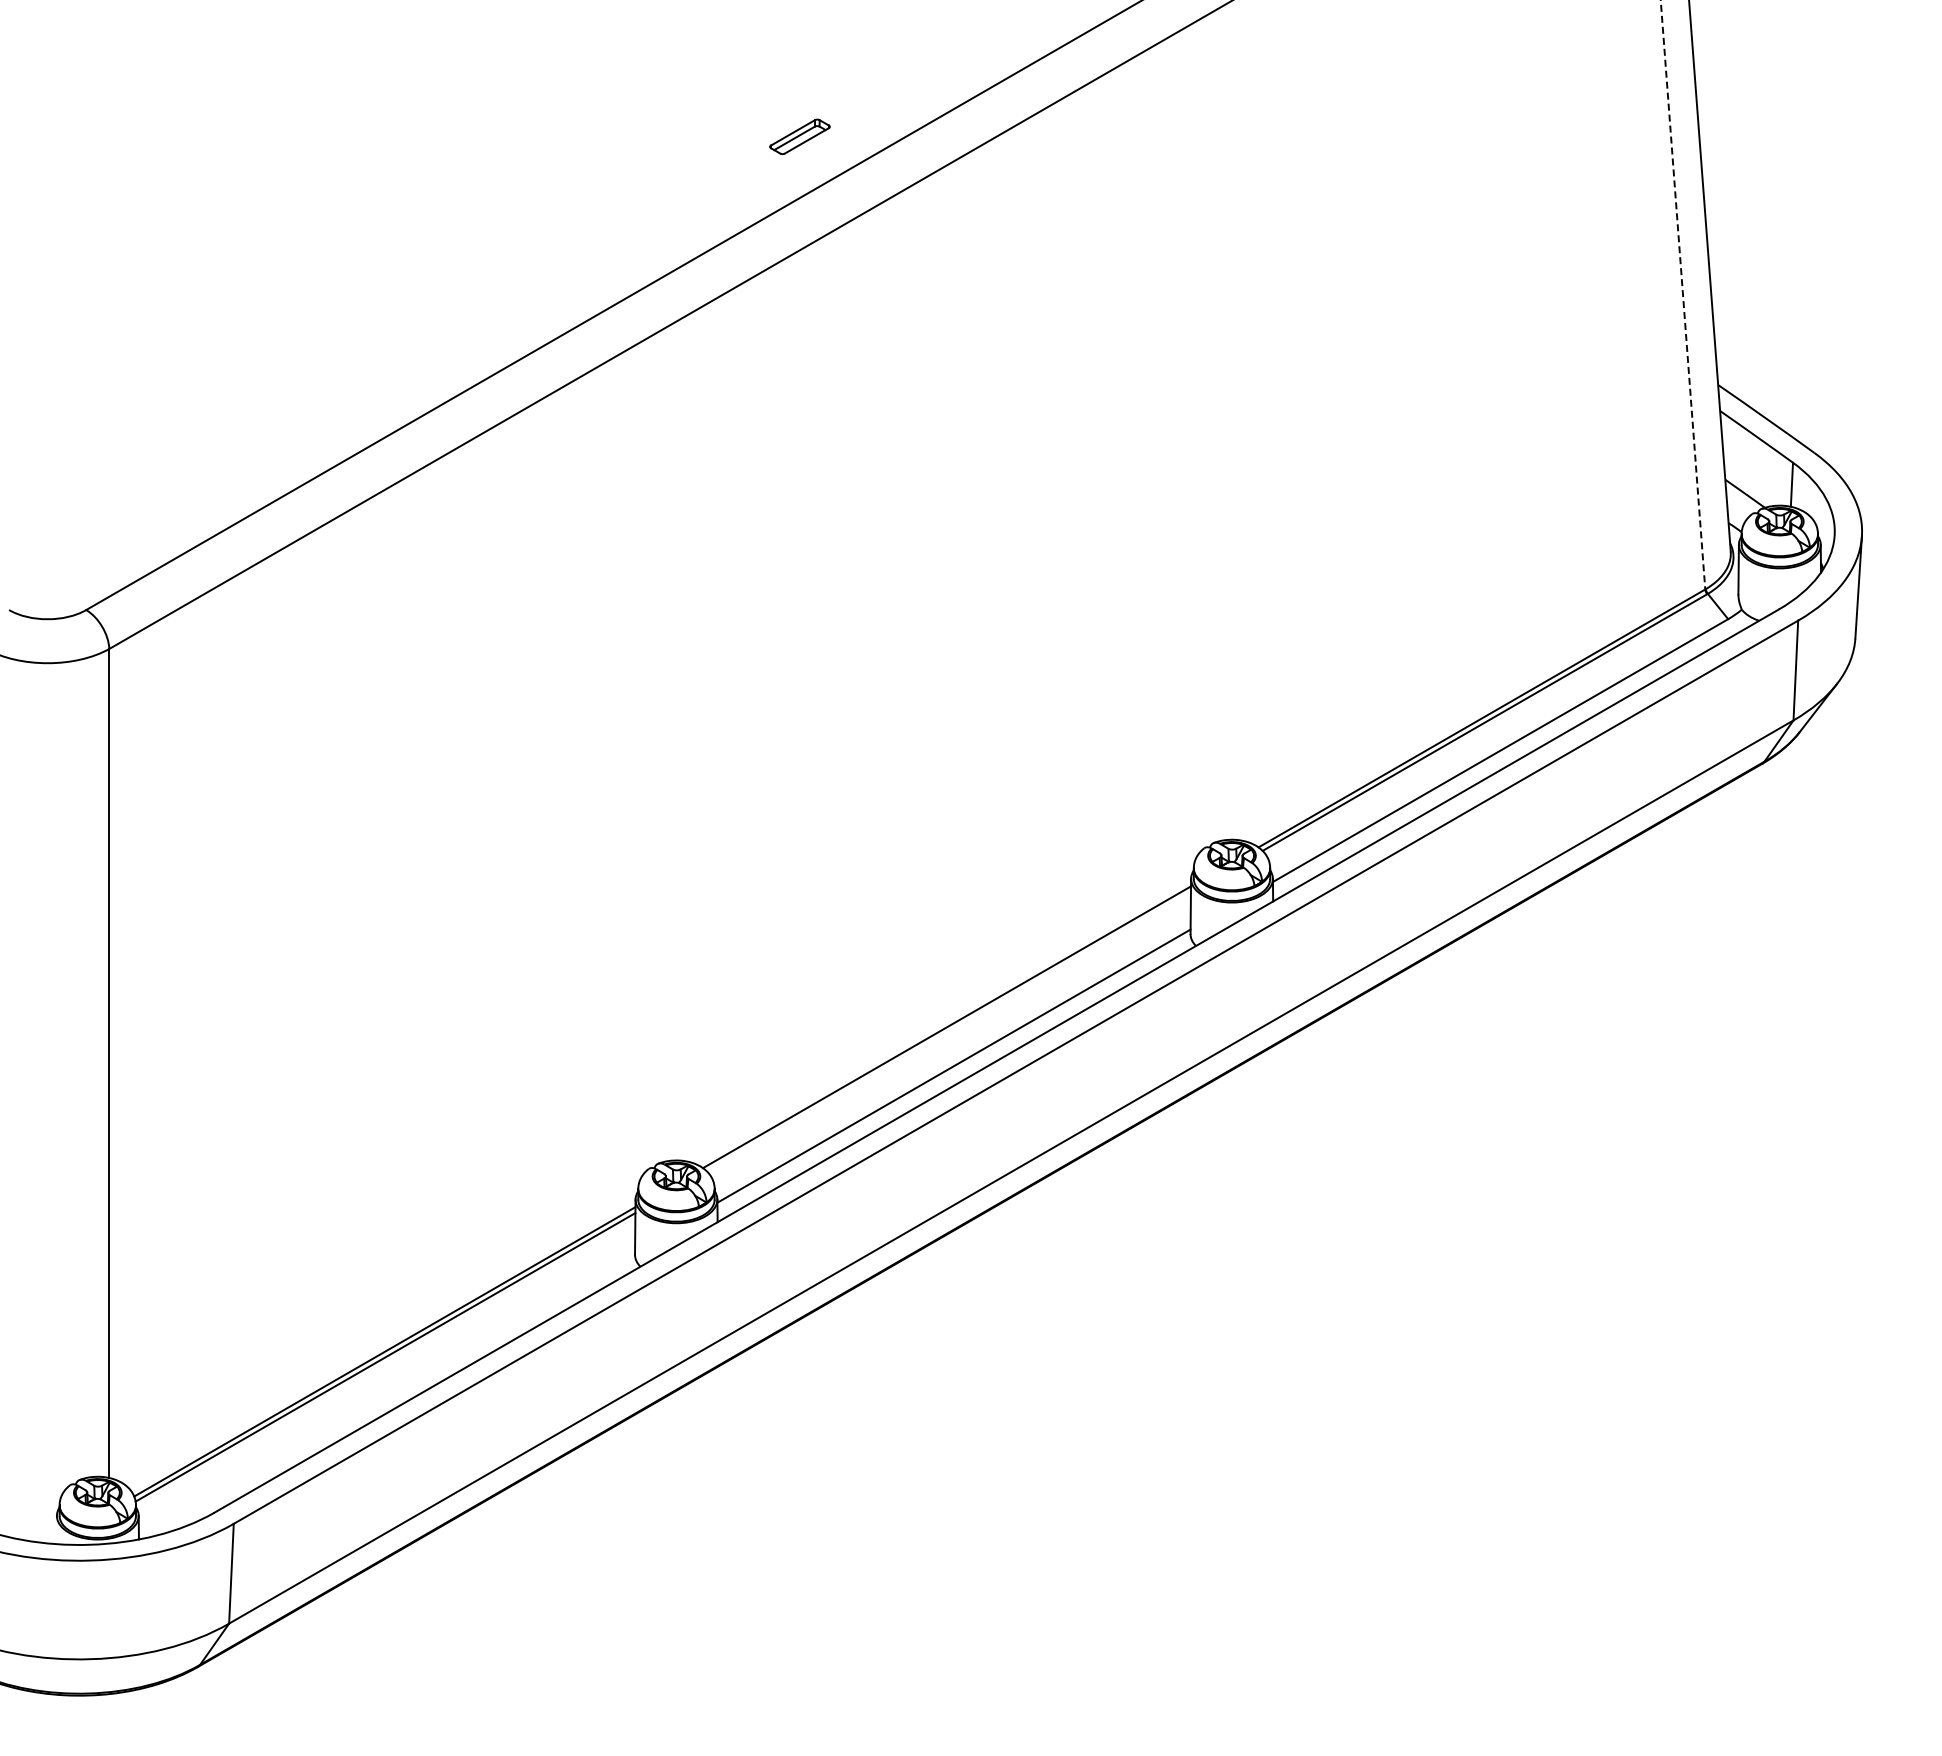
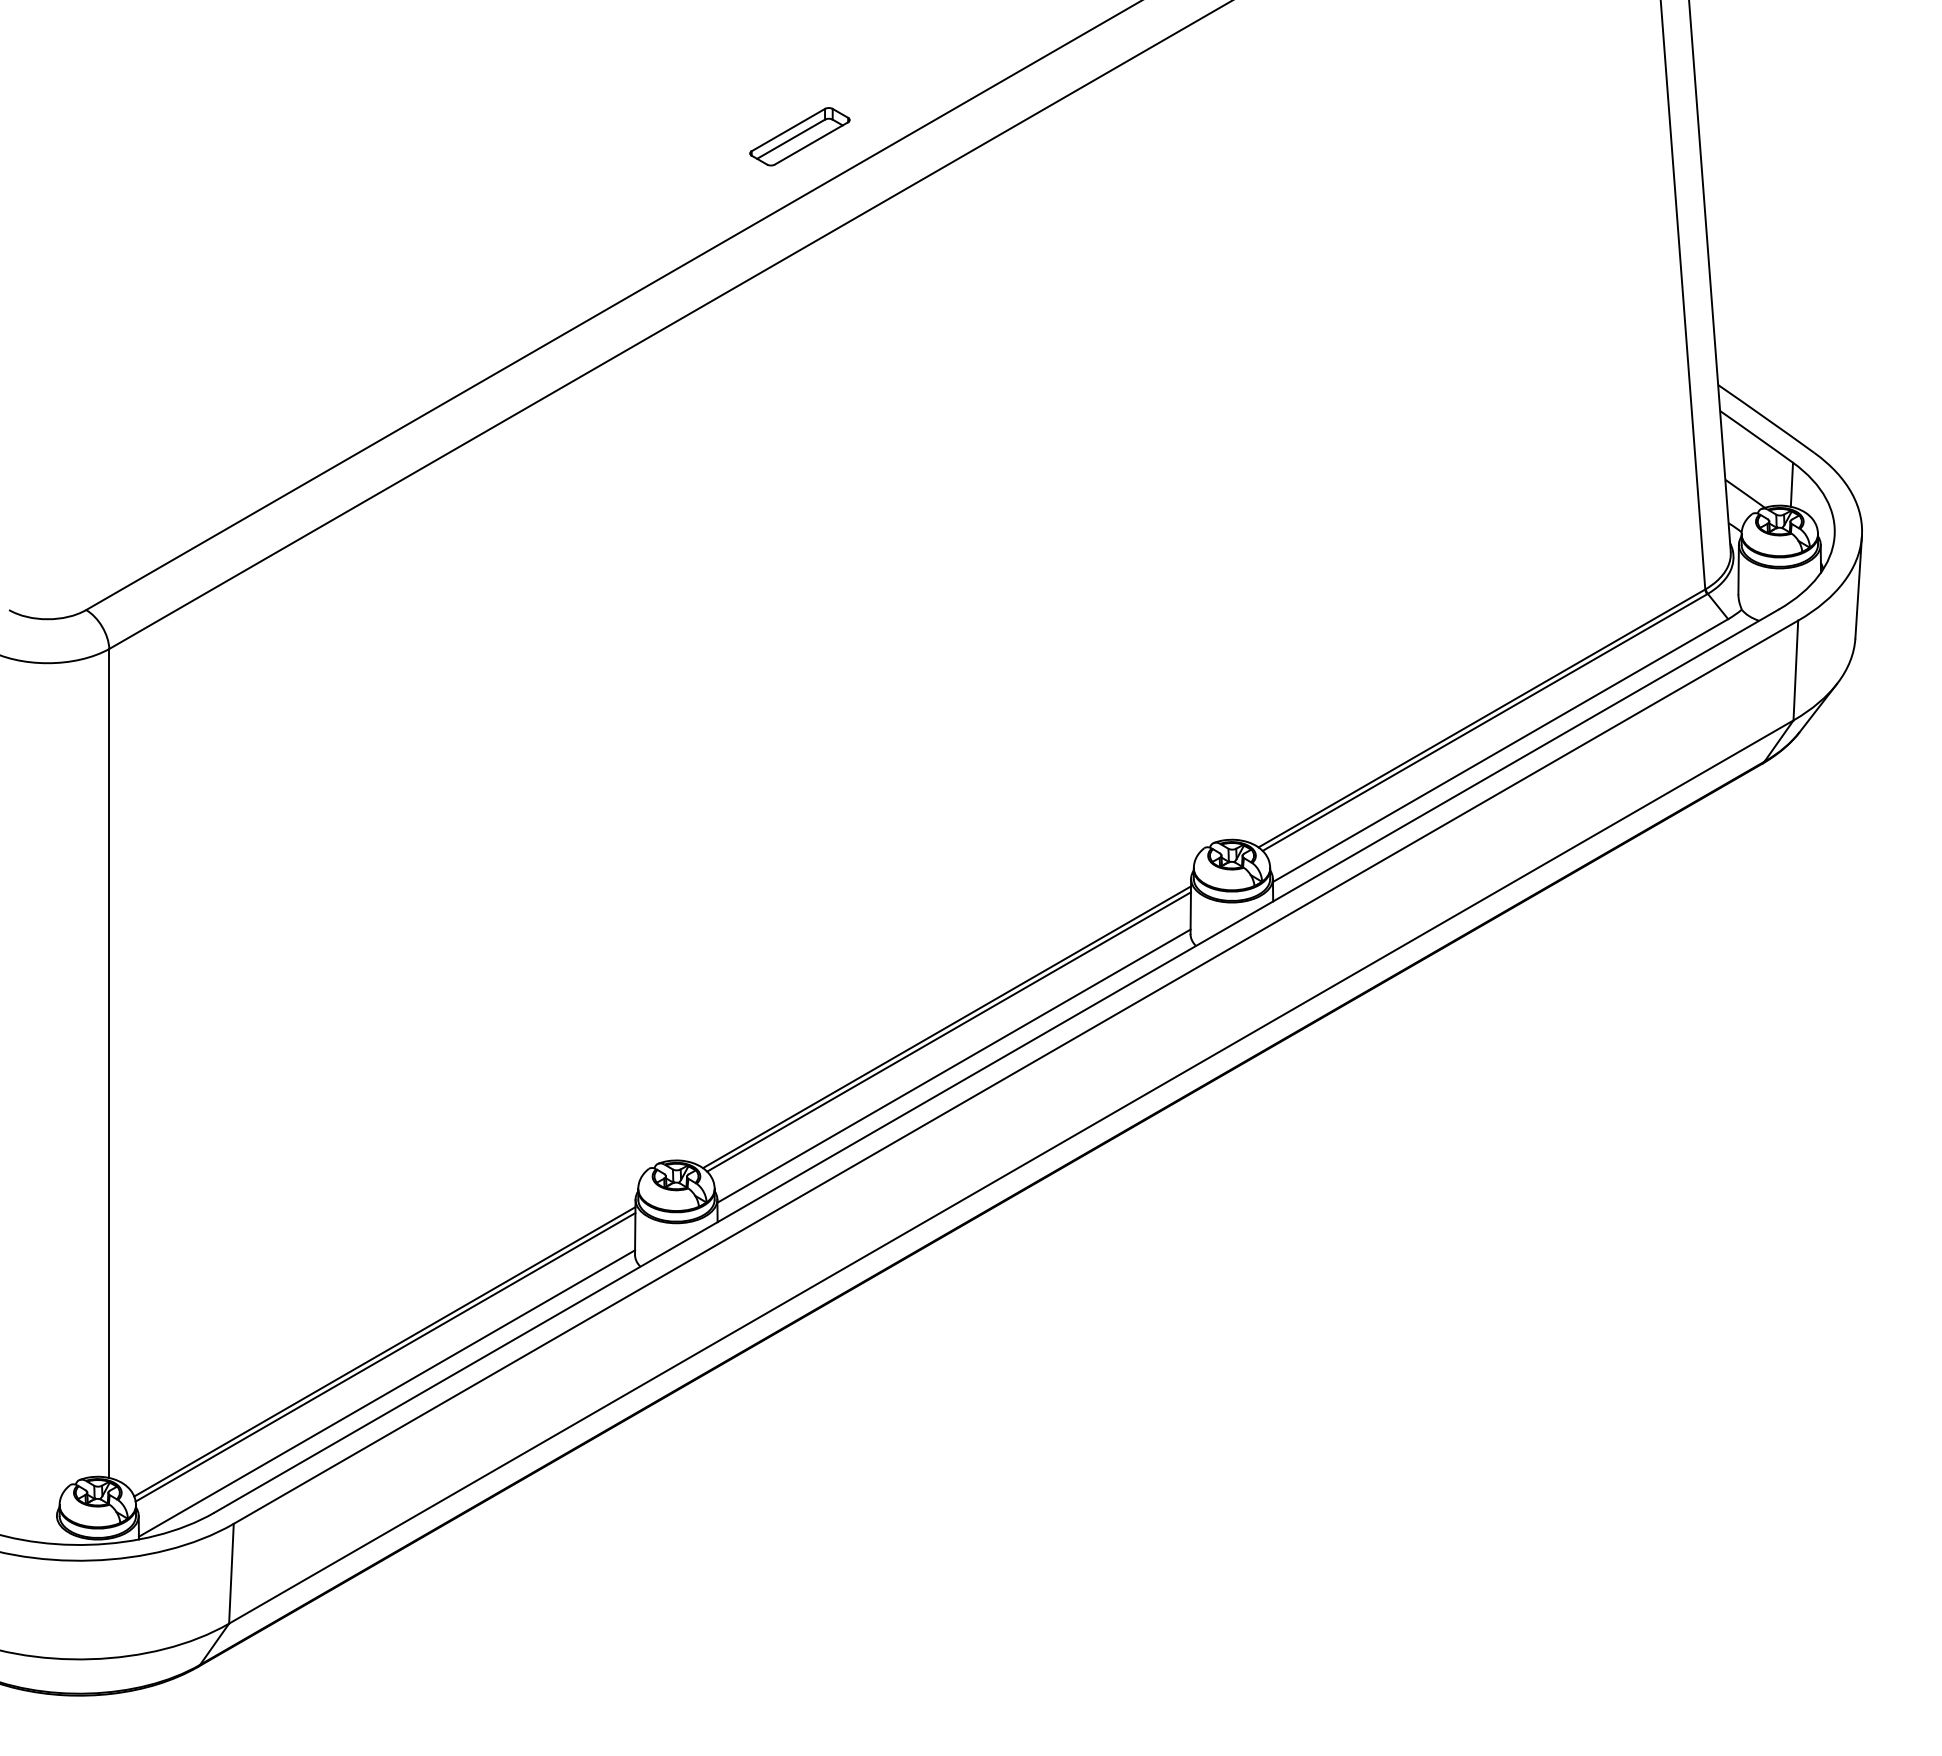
part size: 62x37 px -> 102x60 px (799, 136)
line: dashed -> solid (1683, 295)
line: none -> present (948, 1031)
line: none -> present (386, 1393)
